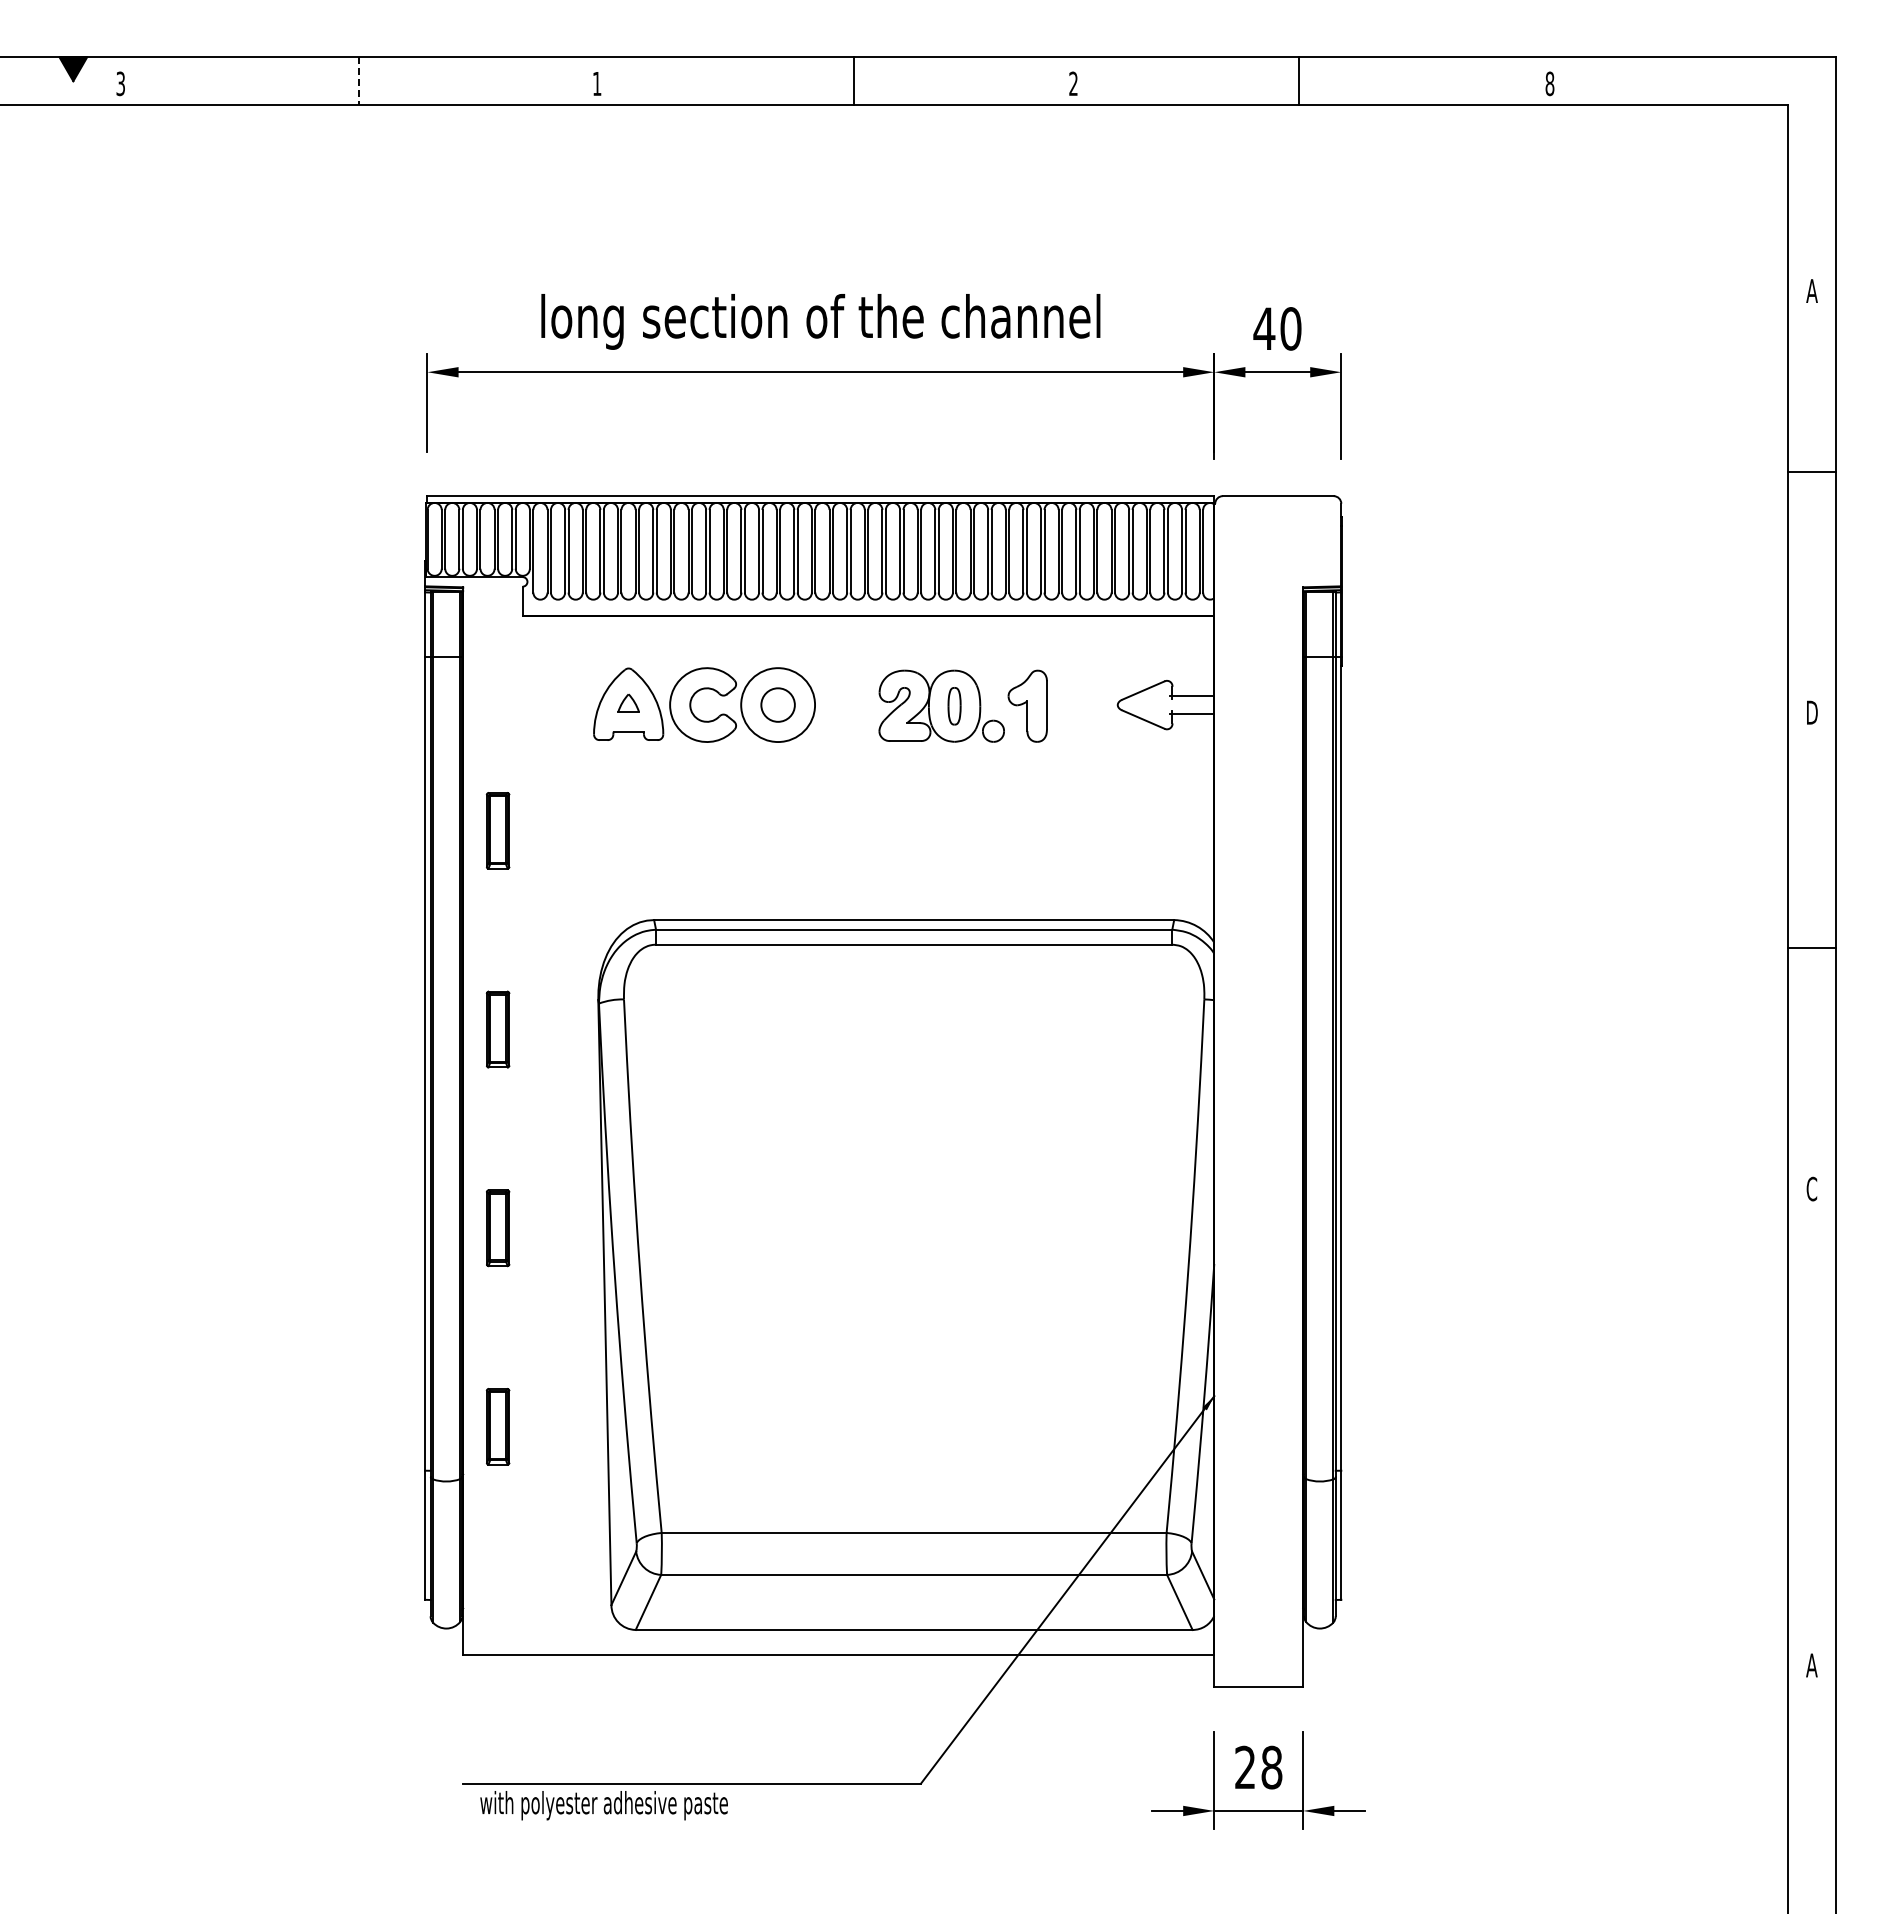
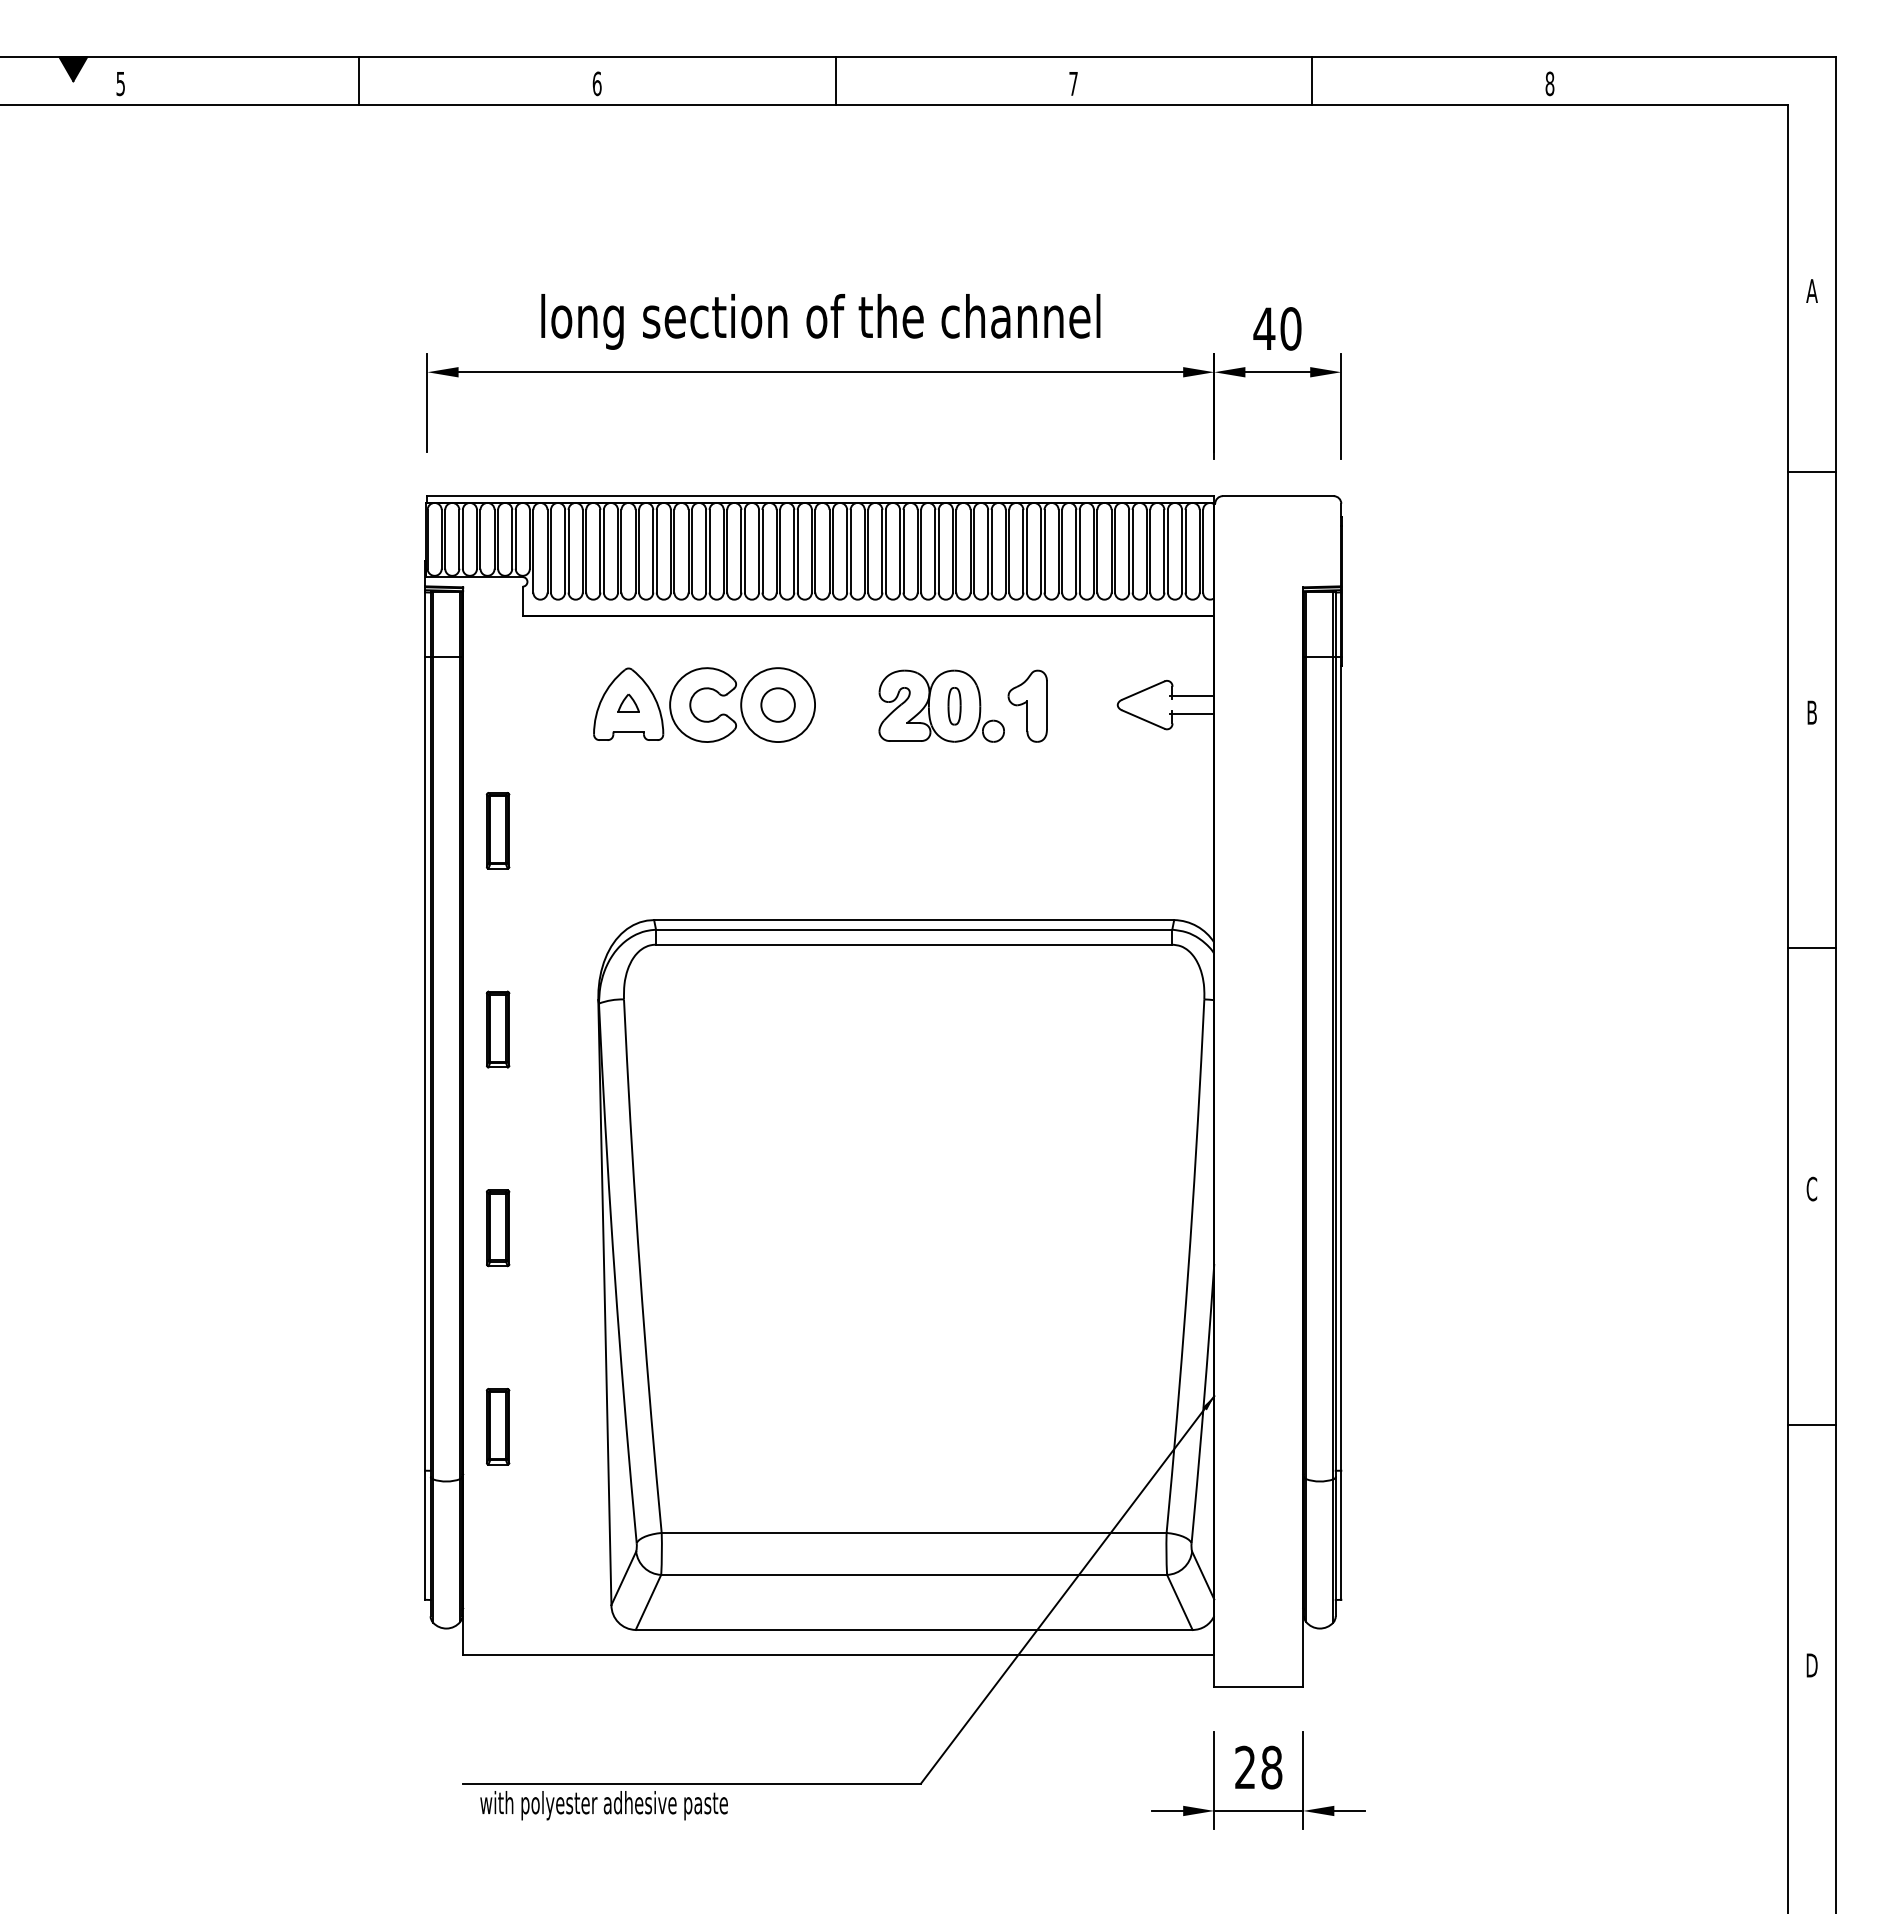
line: dashed -> solid (359, 81)
line position: (853, 81) -> (835, 81) (835, 81)
line position: (1298, 81) -> (1311, 81) (1311, 81)
text: 3 -> 5 (120, 83)
text: 1 -> 6 (596, 83)
text: 2 -> 7 (1073, 83)
text: D -> B (1812, 712)
line: none -> present (1812, 1424)
text: A -> D (1811, 1665)
